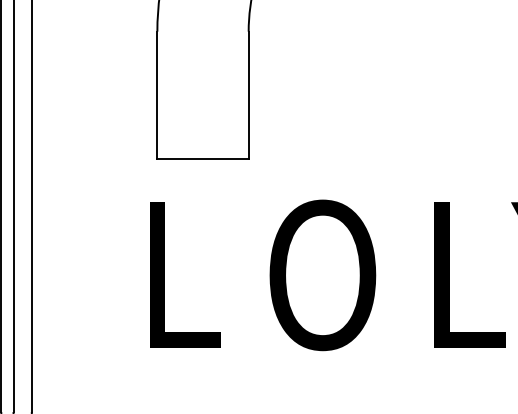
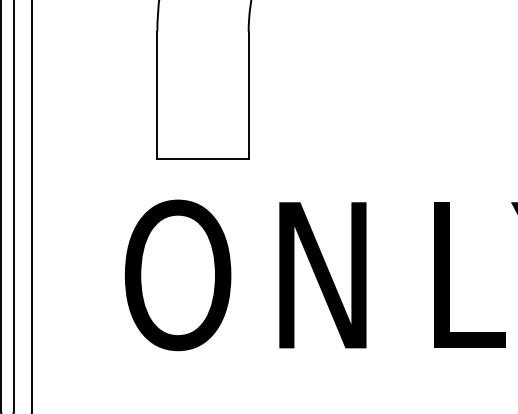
text: L -> O (177, 275)
text: O -> N (322, 275)
